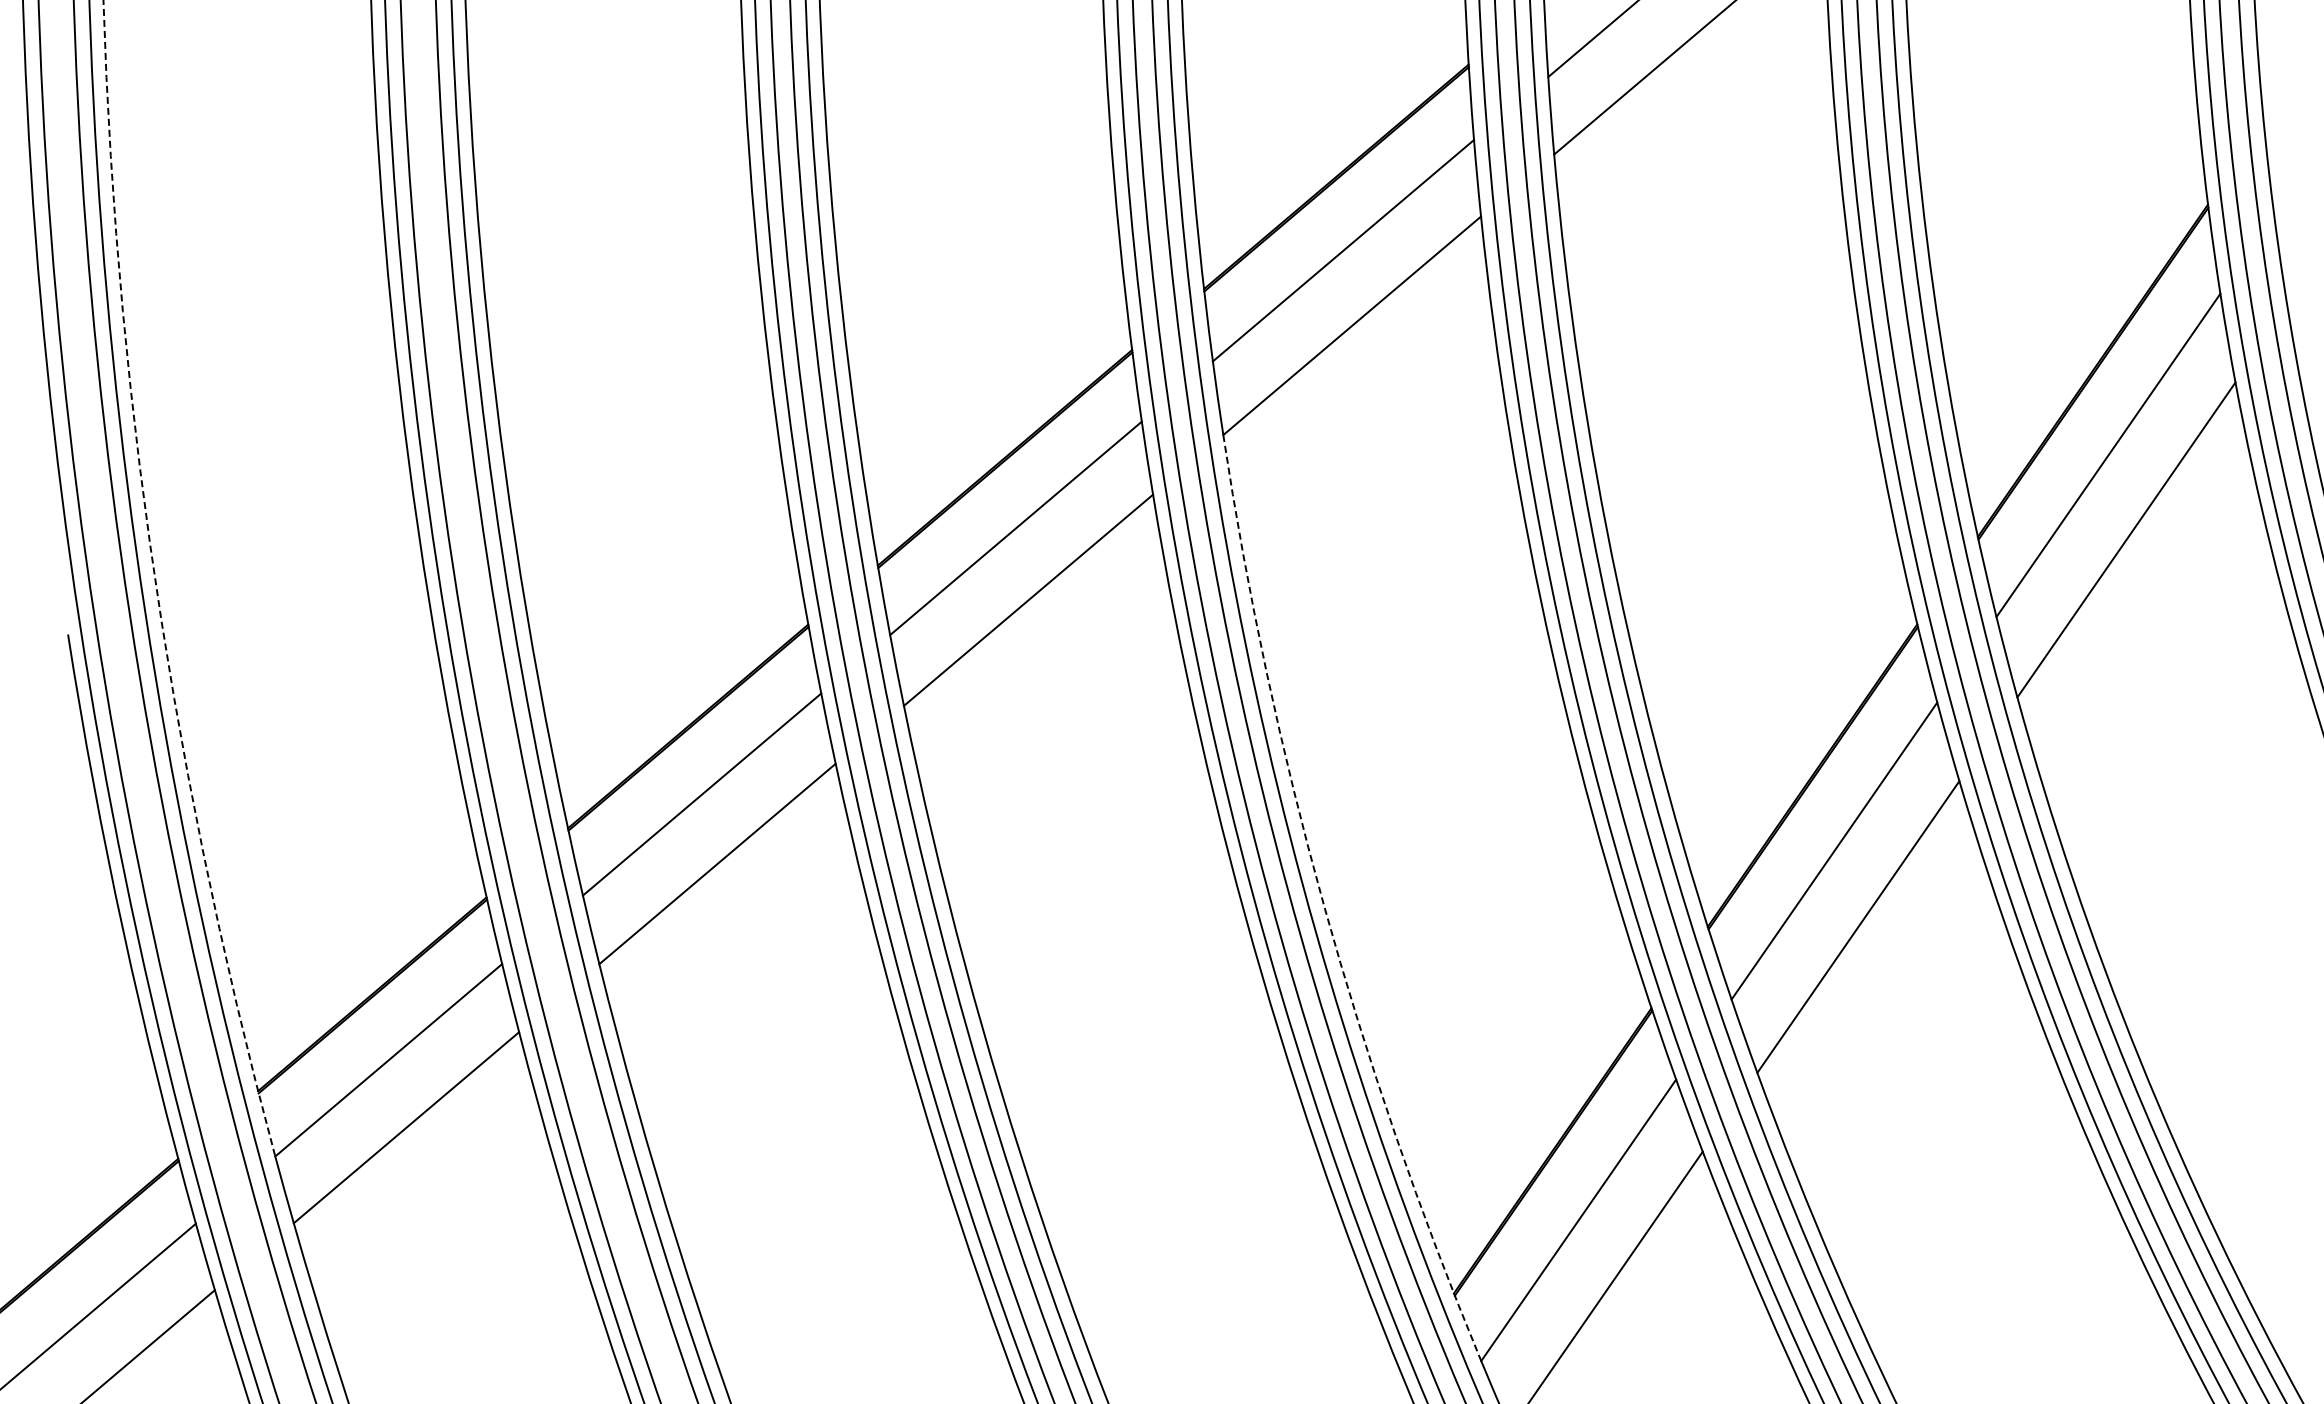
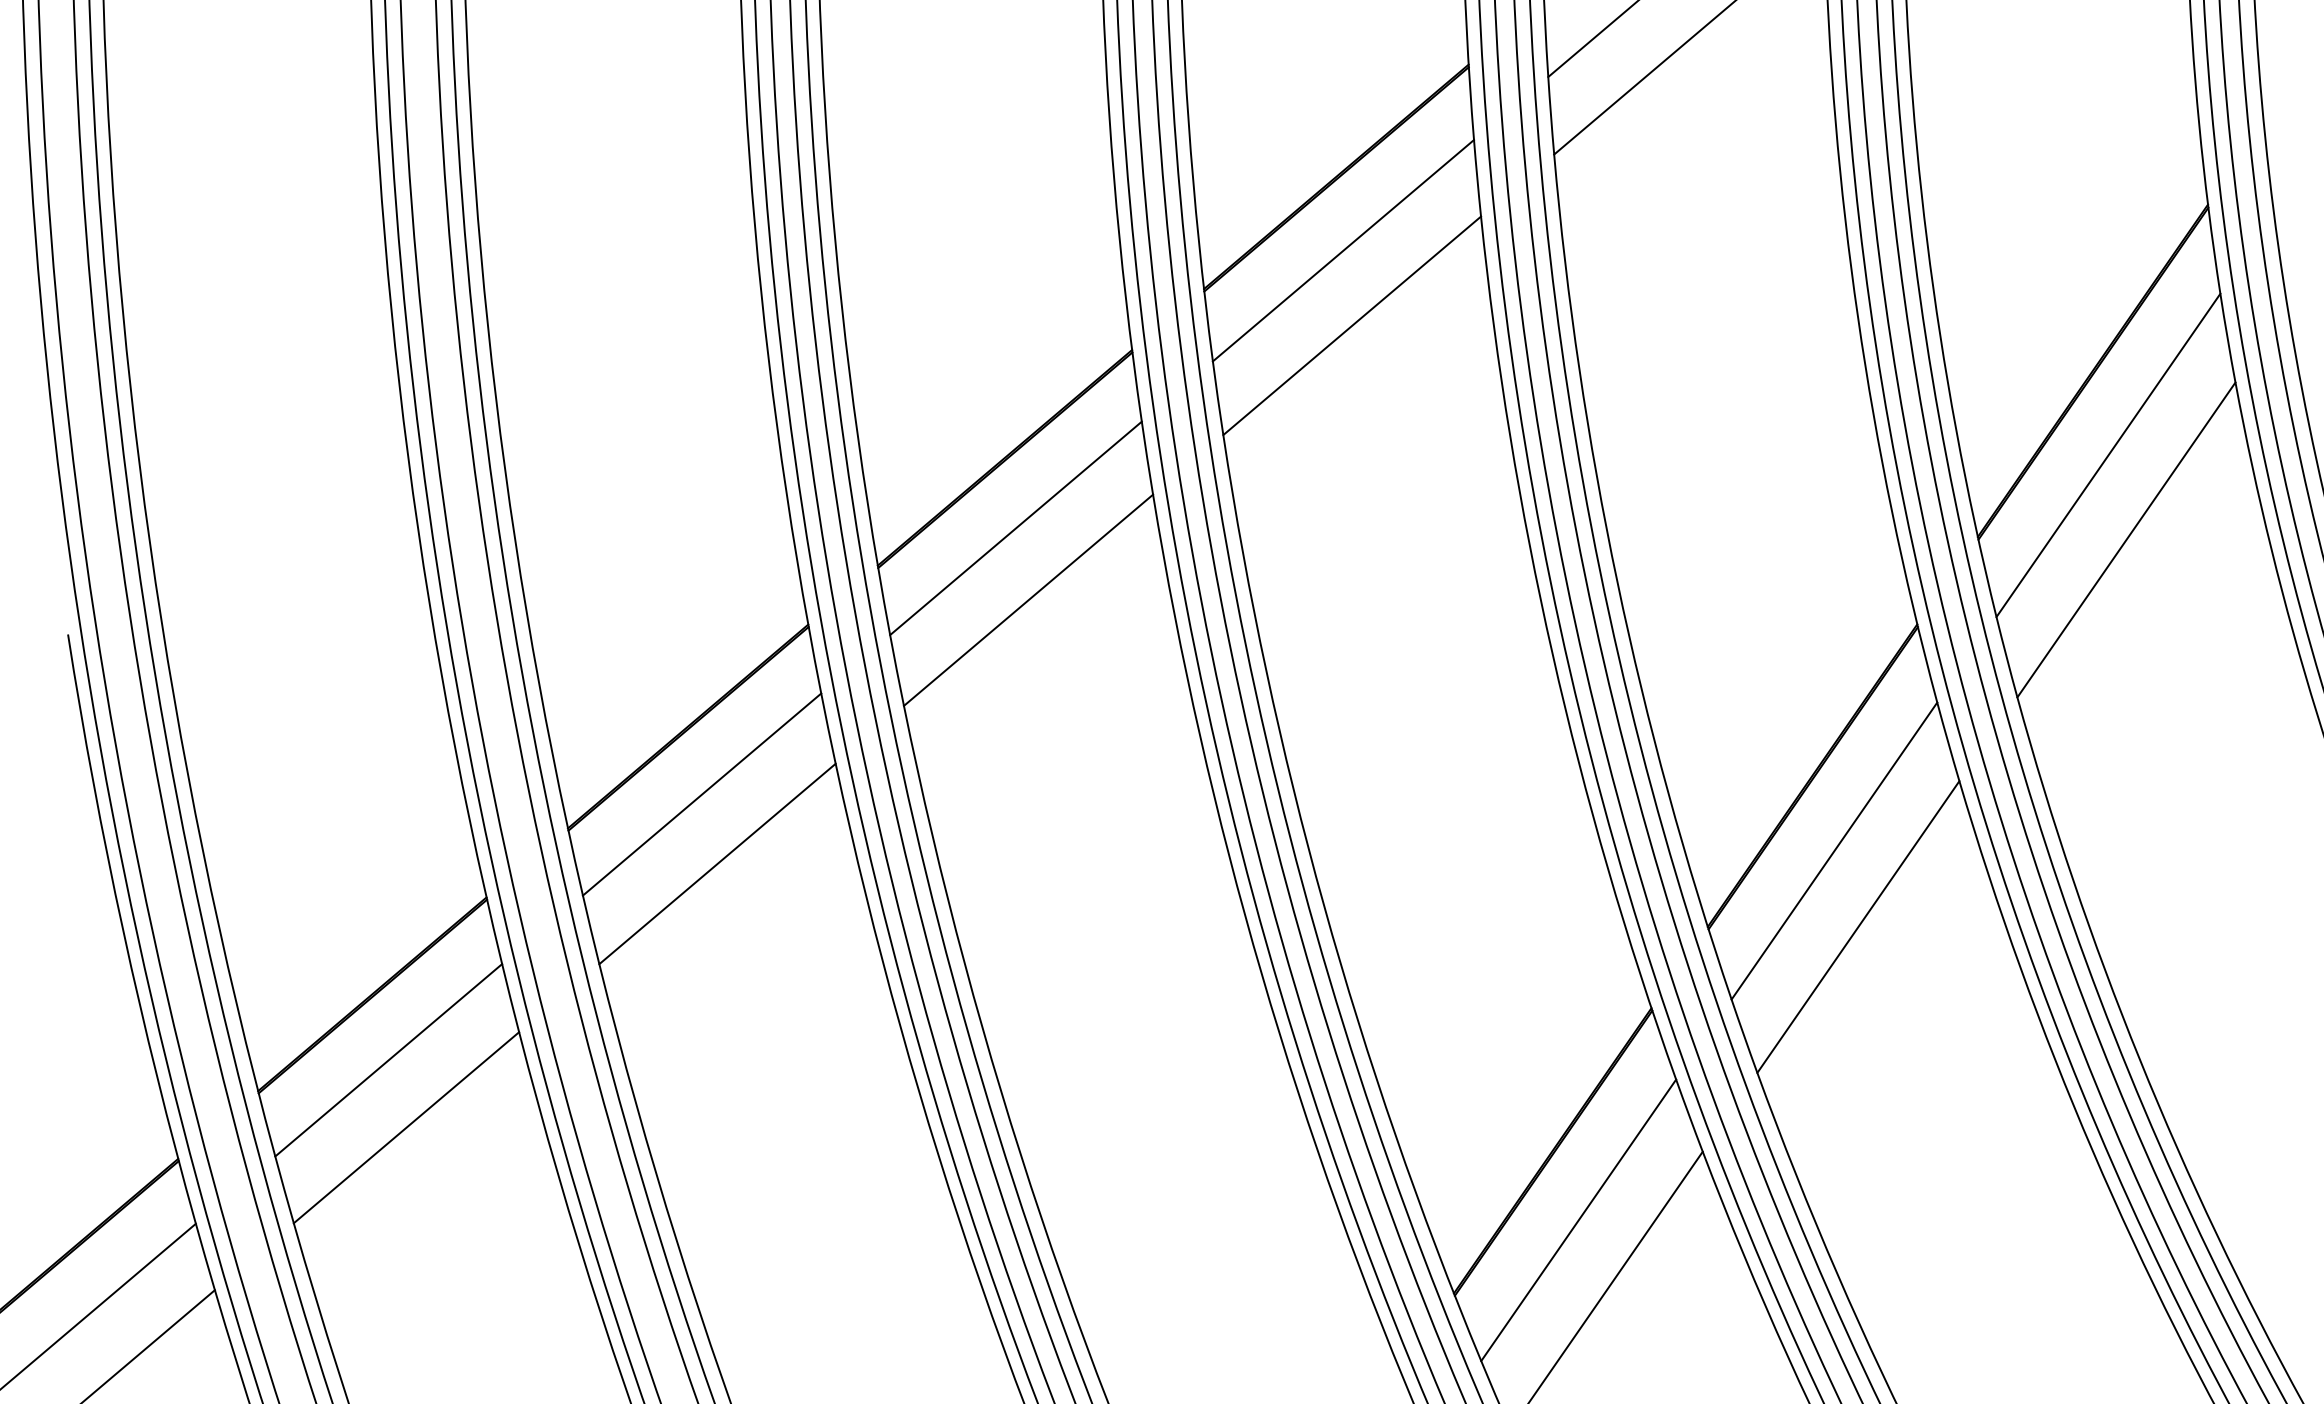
arc: dashed -> solid (155, 582)
arc: dashed -> solid (1324, 905)
